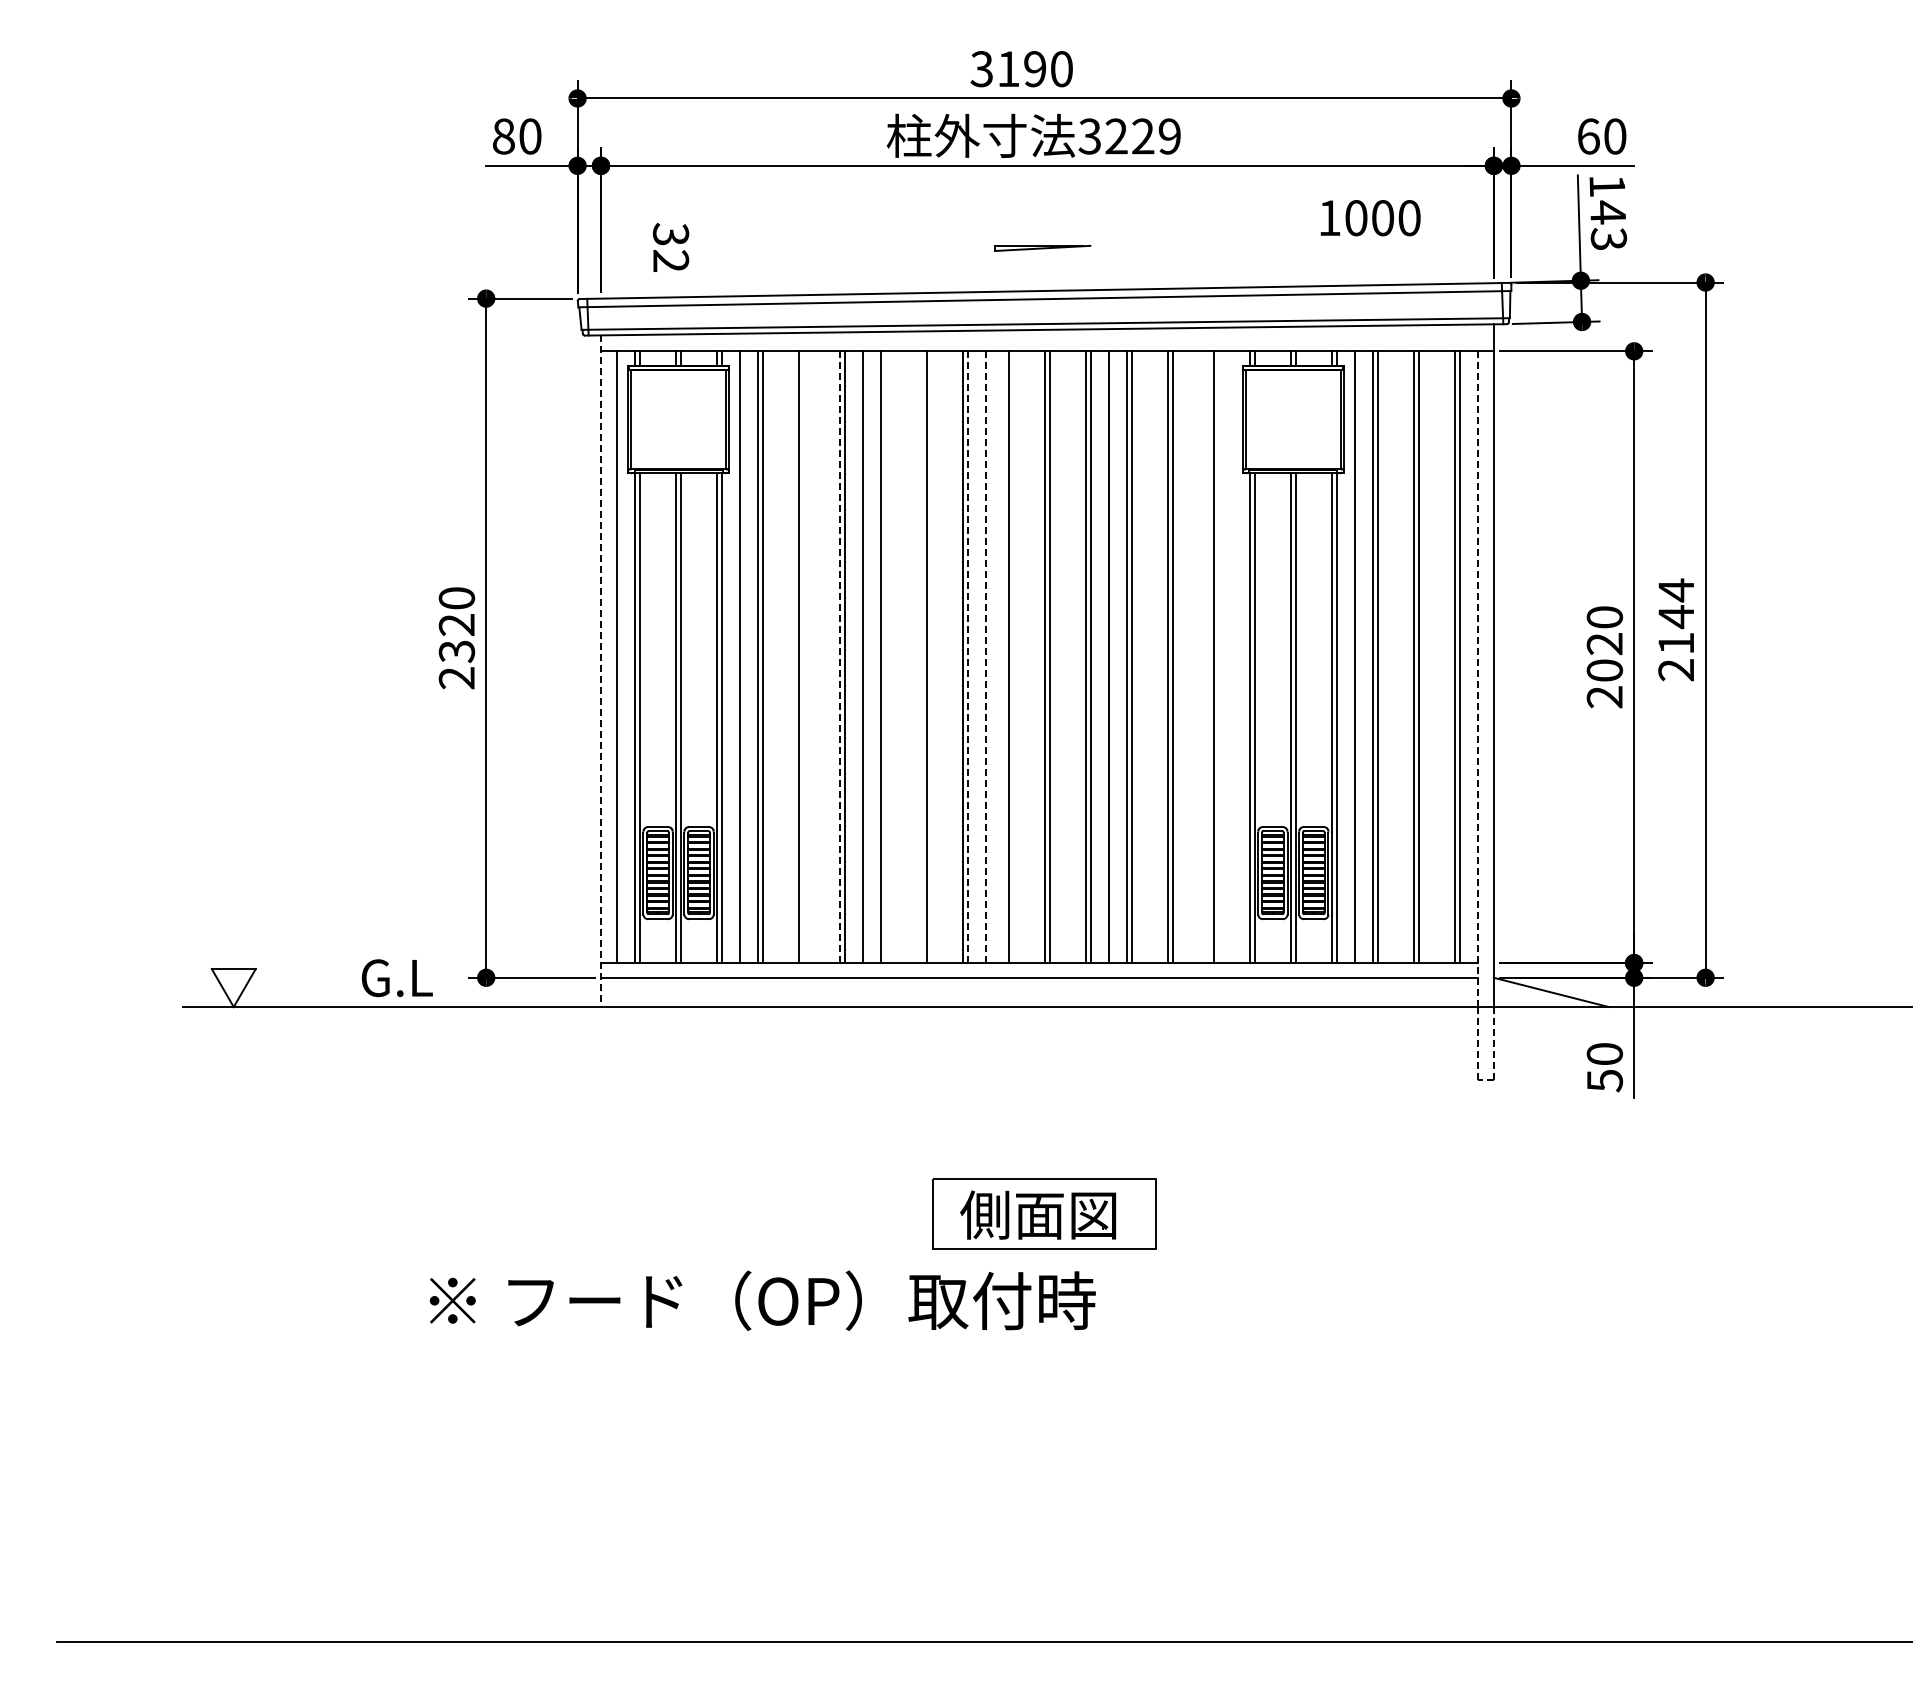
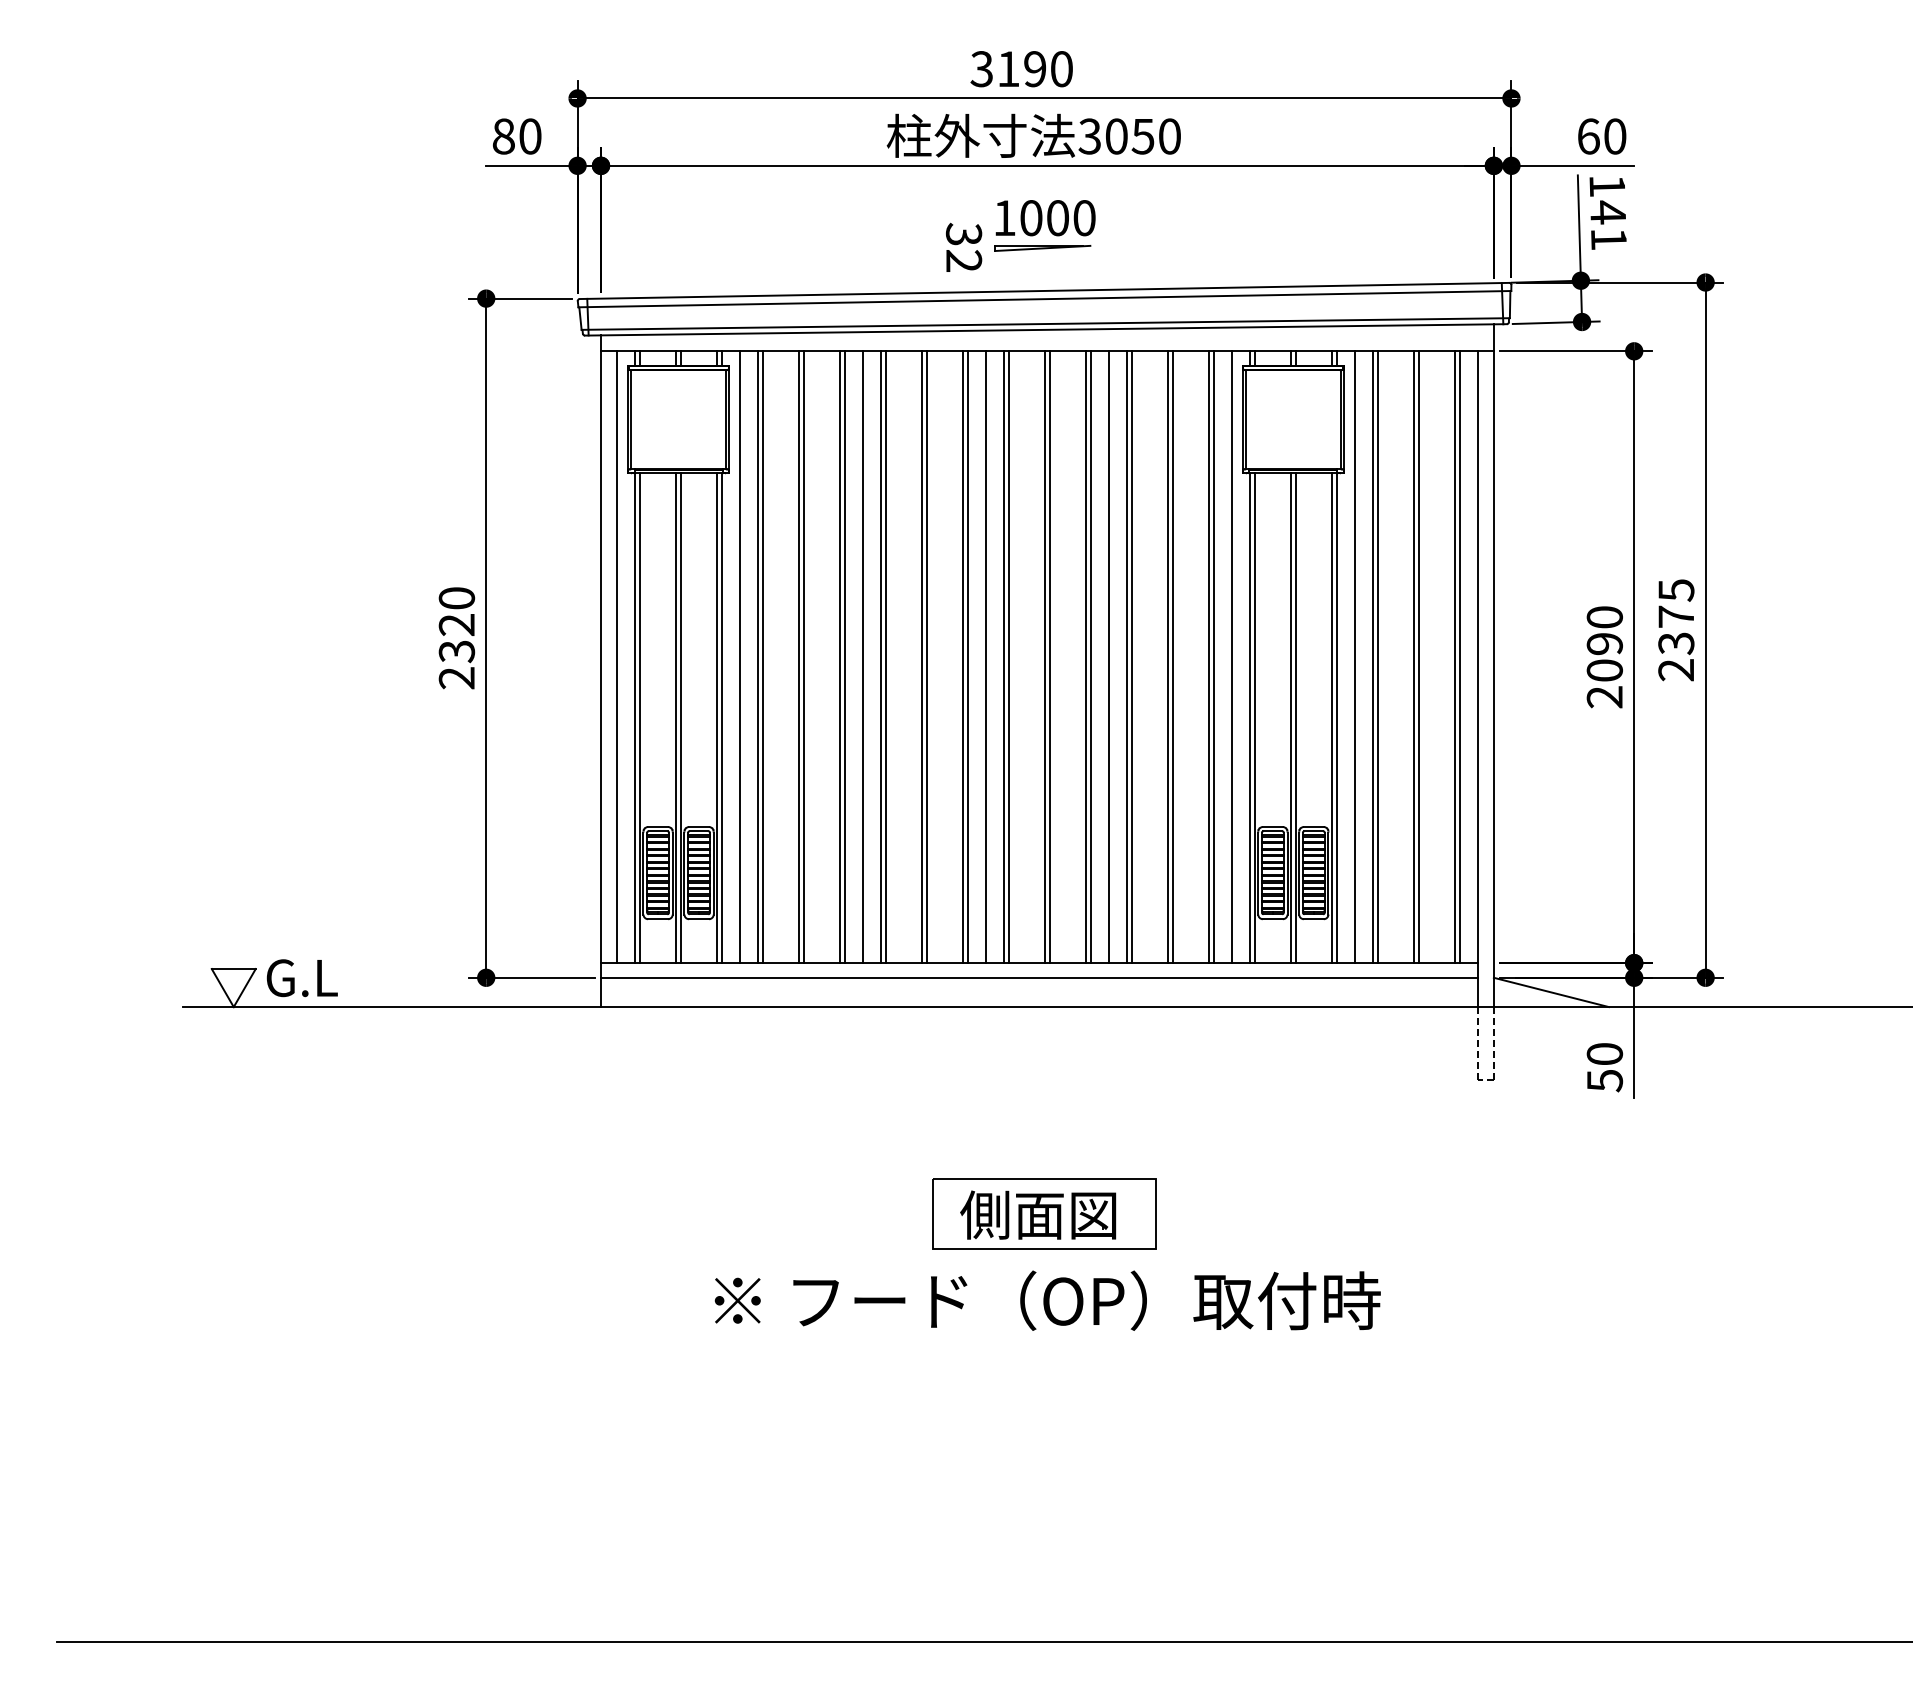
text: 3229 -> 3050 (1142, 136)
text position: (1370, 218) -> (1045, 218) (1045, 218)
text: 143 -> 141 (1608, 238)
text position: (671, 246) -> (964, 246) (964, 246)
text: 2144 -> 2375 (1676, 616)
text: 2020 -> 2090 (1604, 644)
line: none -> present (803, 657)
line: dashed -> solid (840, 657)
line: none -> present (885, 657)
line: none -> present (922, 657)
line: dashed -> solid (967, 657)
line: dashed -> solid (985, 657)
line: none -> present (1004, 657)
line: none -> present (1209, 657)
line: none -> present (1231, 657)
line: dashed -> solid (601, 671)
line: dashed -> solid (1477, 679)
text position: (396, 978) -> (301, 978) (301, 978)
text position: (762, 1300) -> (1047, 1300) (1047, 1300)
